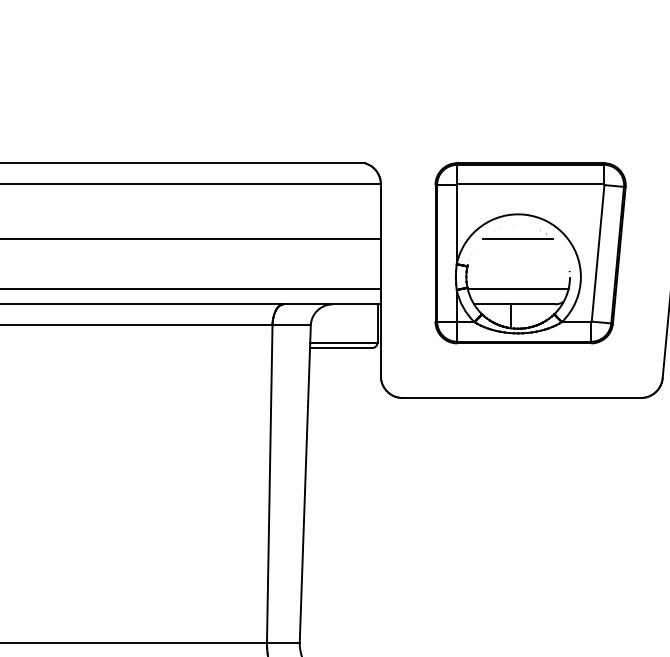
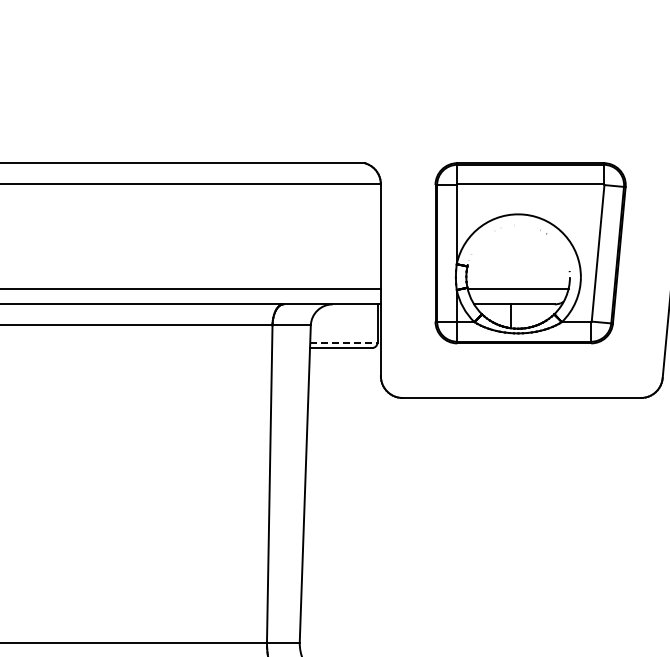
line: present -> none (191, 238)
line: present -> none (518, 238)
line: solid -> dashed (343, 342)
